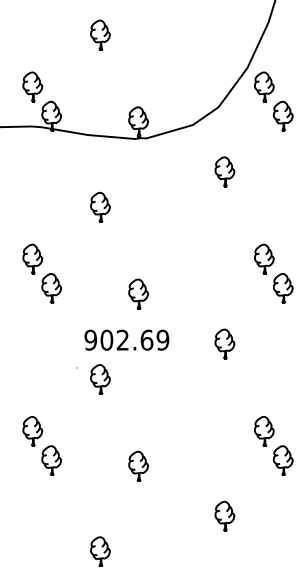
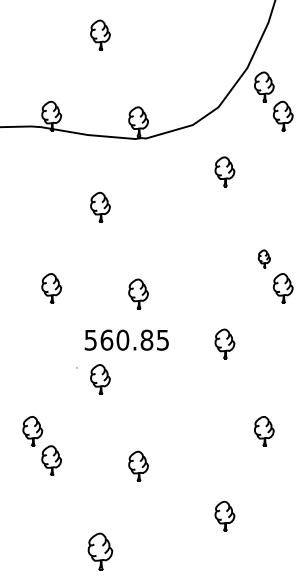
part: present -> none (32, 86)
part: present -> none (32, 258)
part size: 21x32 px -> 14x20 px (263, 258)
text: 902.69 -> 560.85 (126, 339)
part: present -> none (283, 460)
part size: 21x31 px -> 27x39 px (100, 551)
